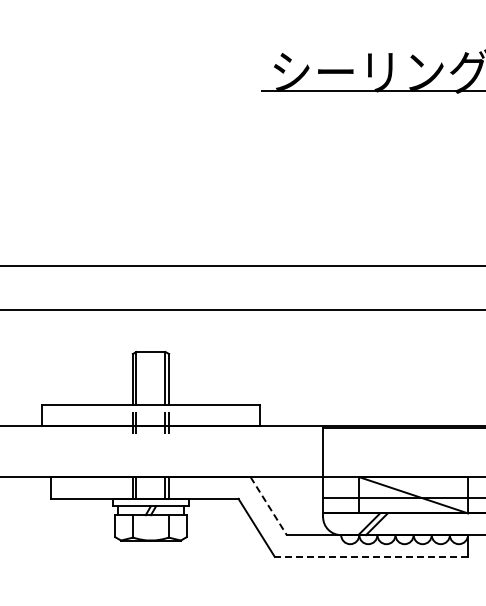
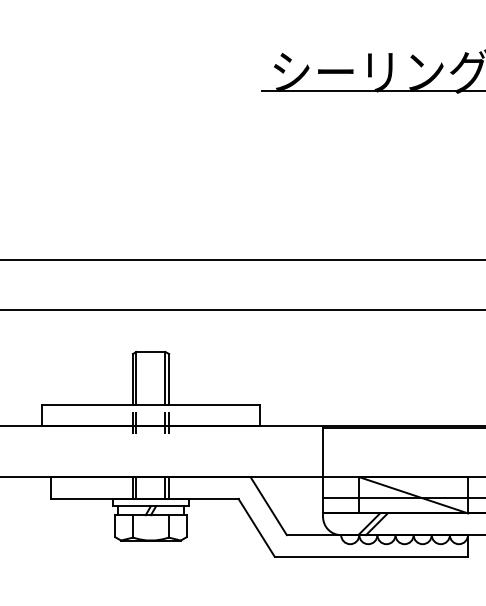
line position: (242, 265) -> (242, 259) (242, 259)
line: dashed -> solid (268, 506)
line: dashed -> solid (371, 556)
